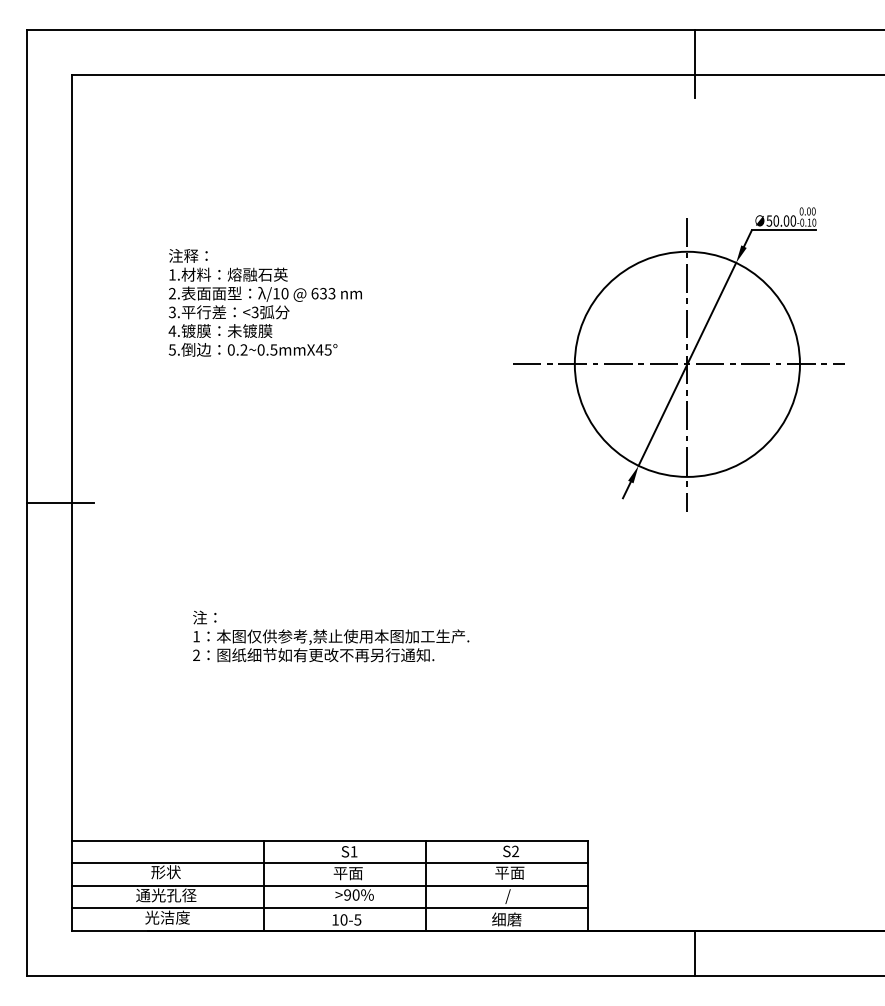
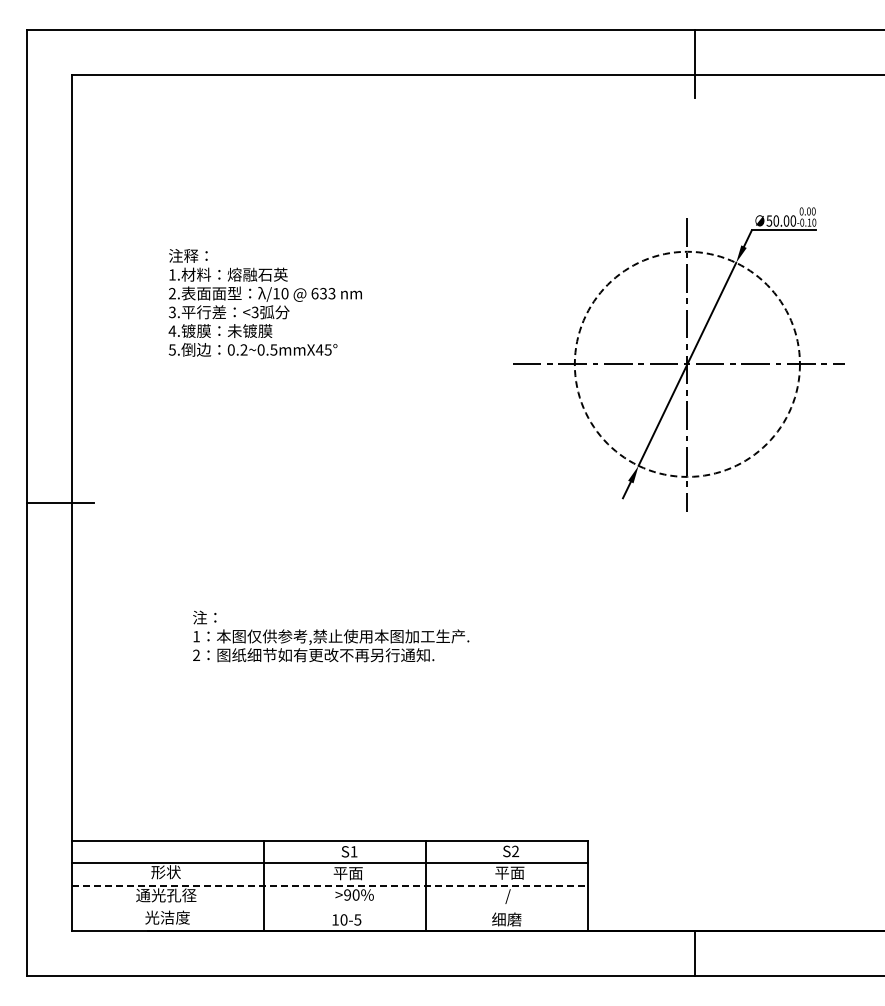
circle: solid -> dashed (686, 363)
line: solid -> dashed (330, 885)
line: present -> none (329, 908)
